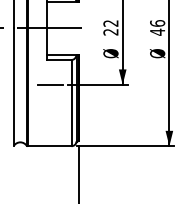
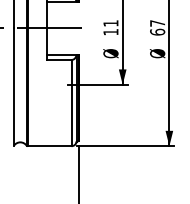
text: 22 -> 11 (110, 27)
text: 46 -> 67 (157, 27)
line: present -> none (50, 84)
